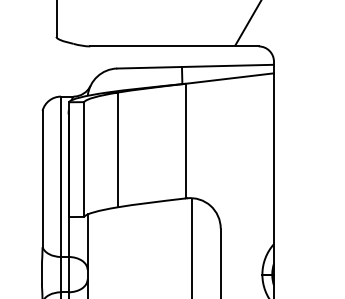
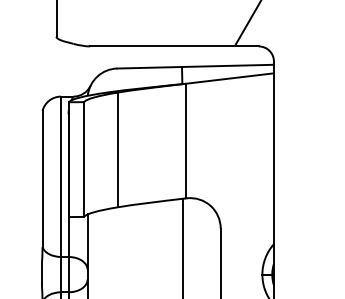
line position: (191, 246) -> (182, 246) (182, 246)
